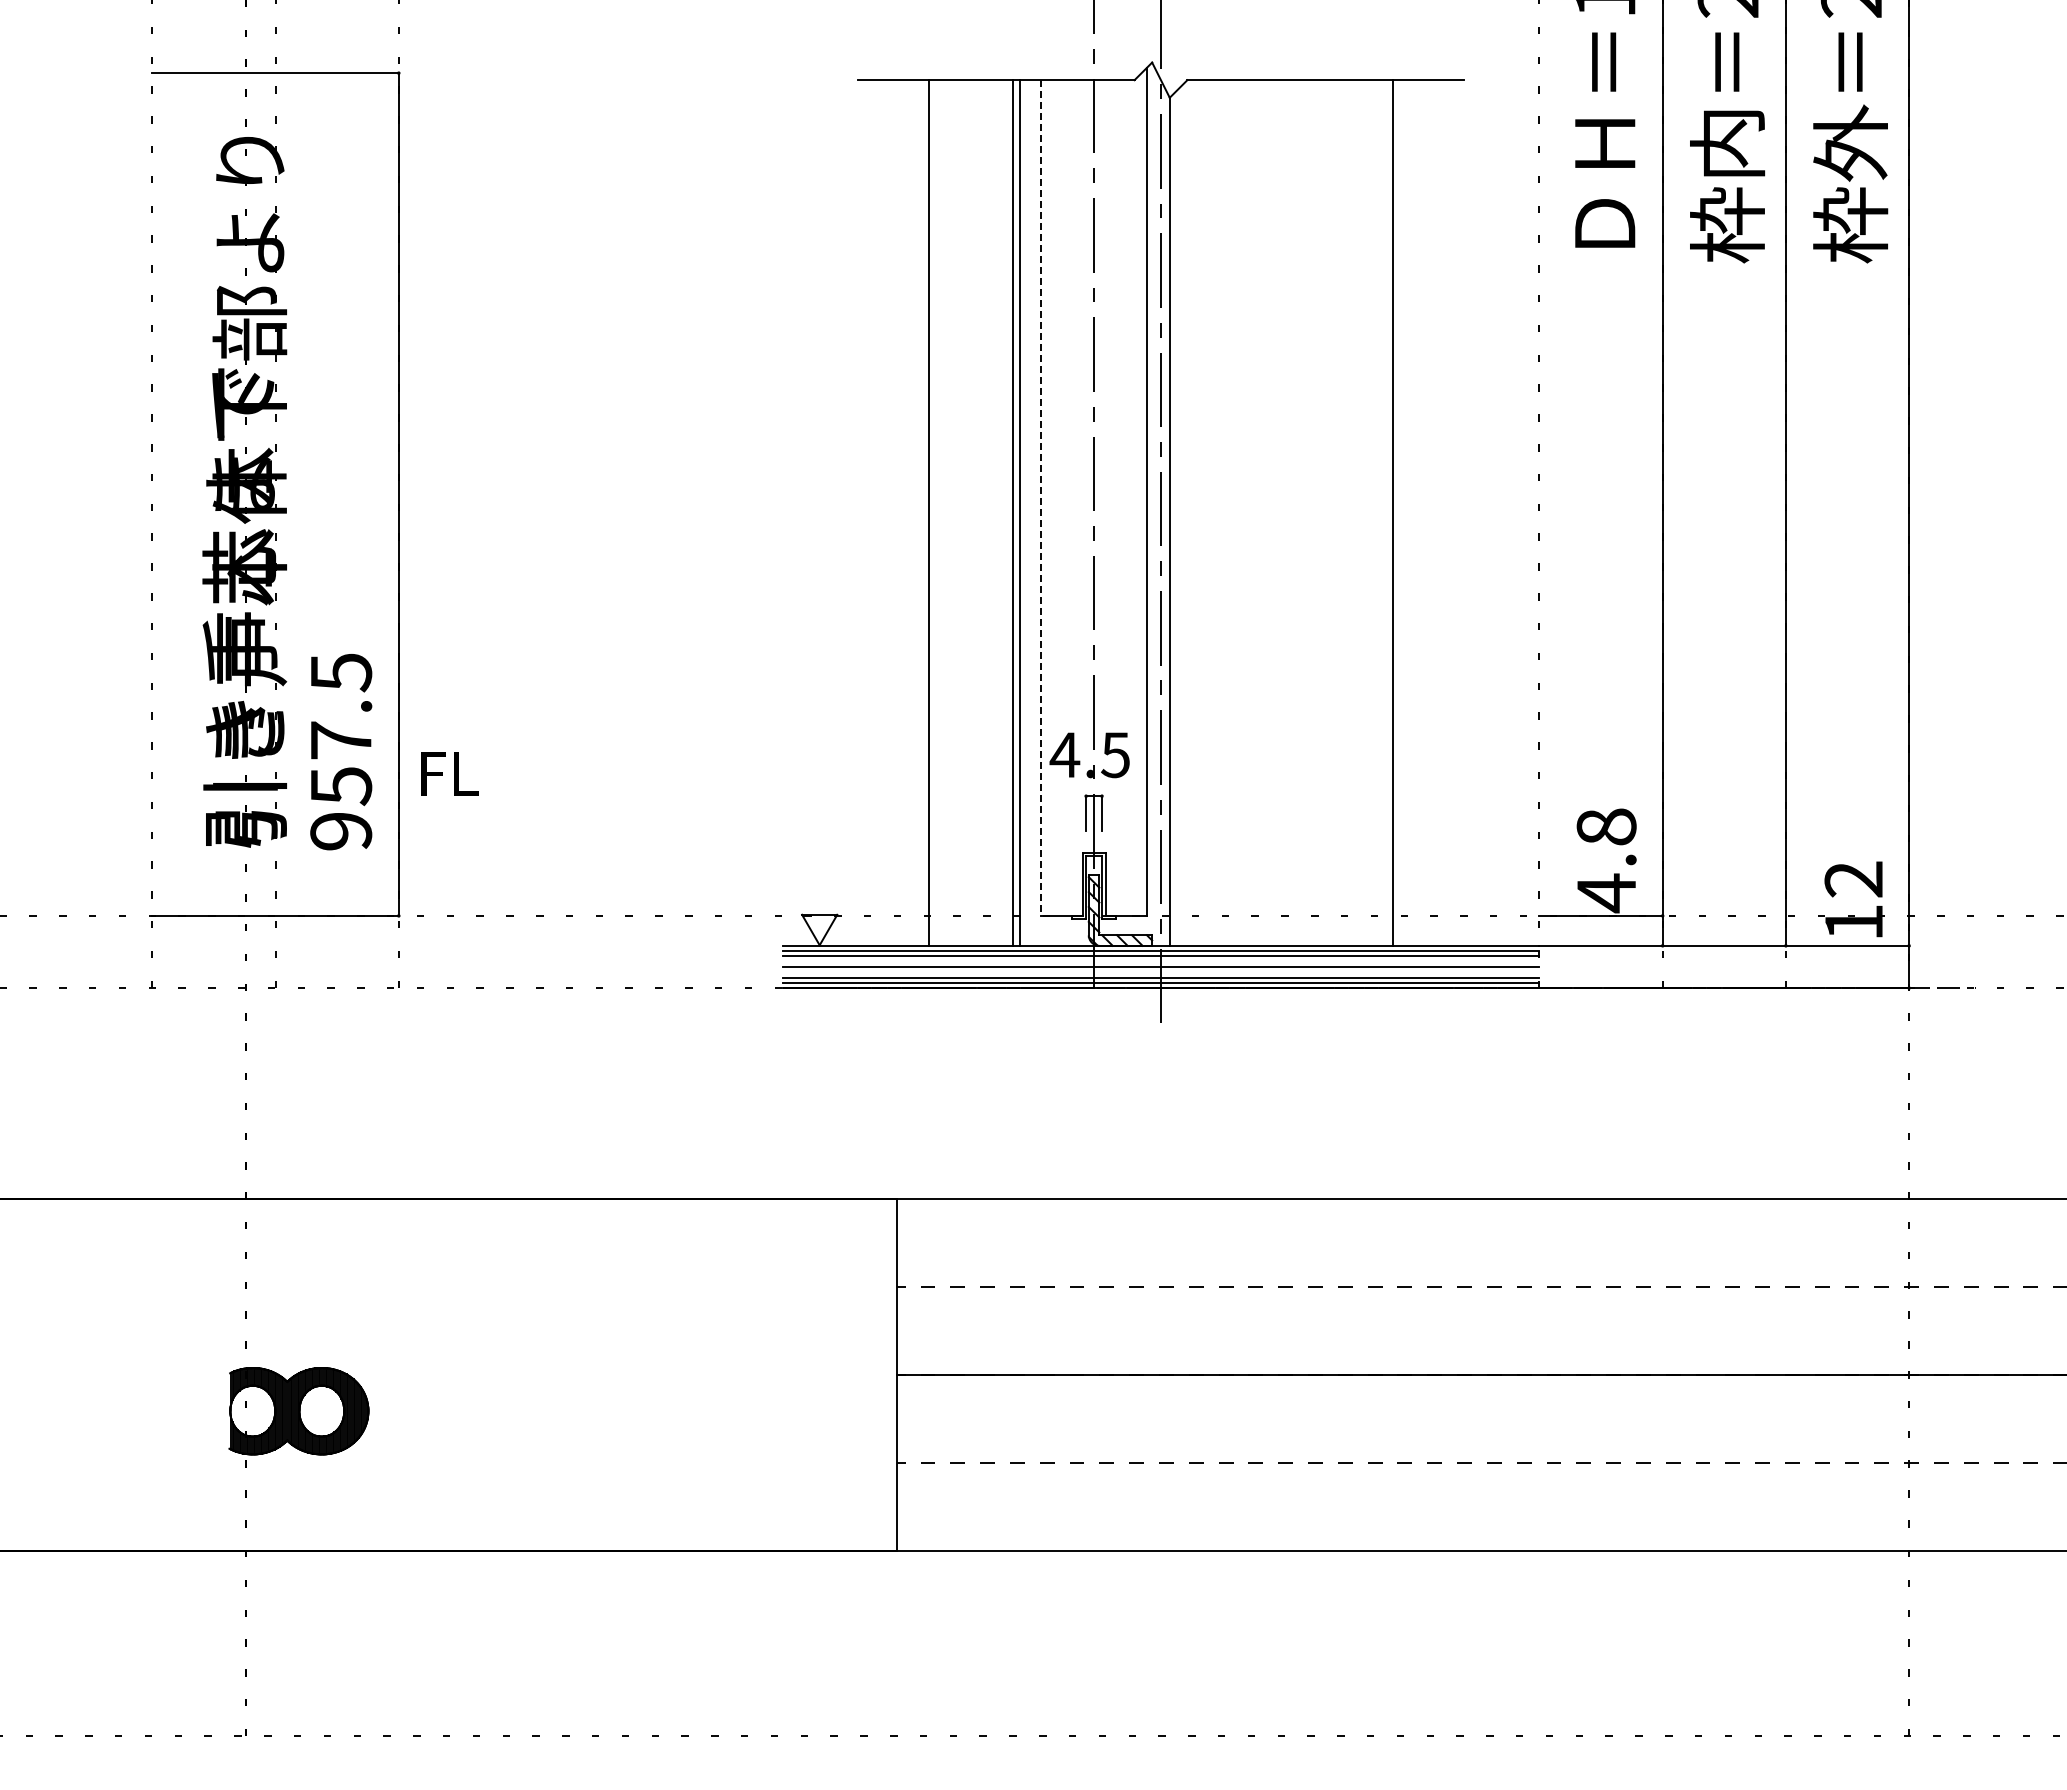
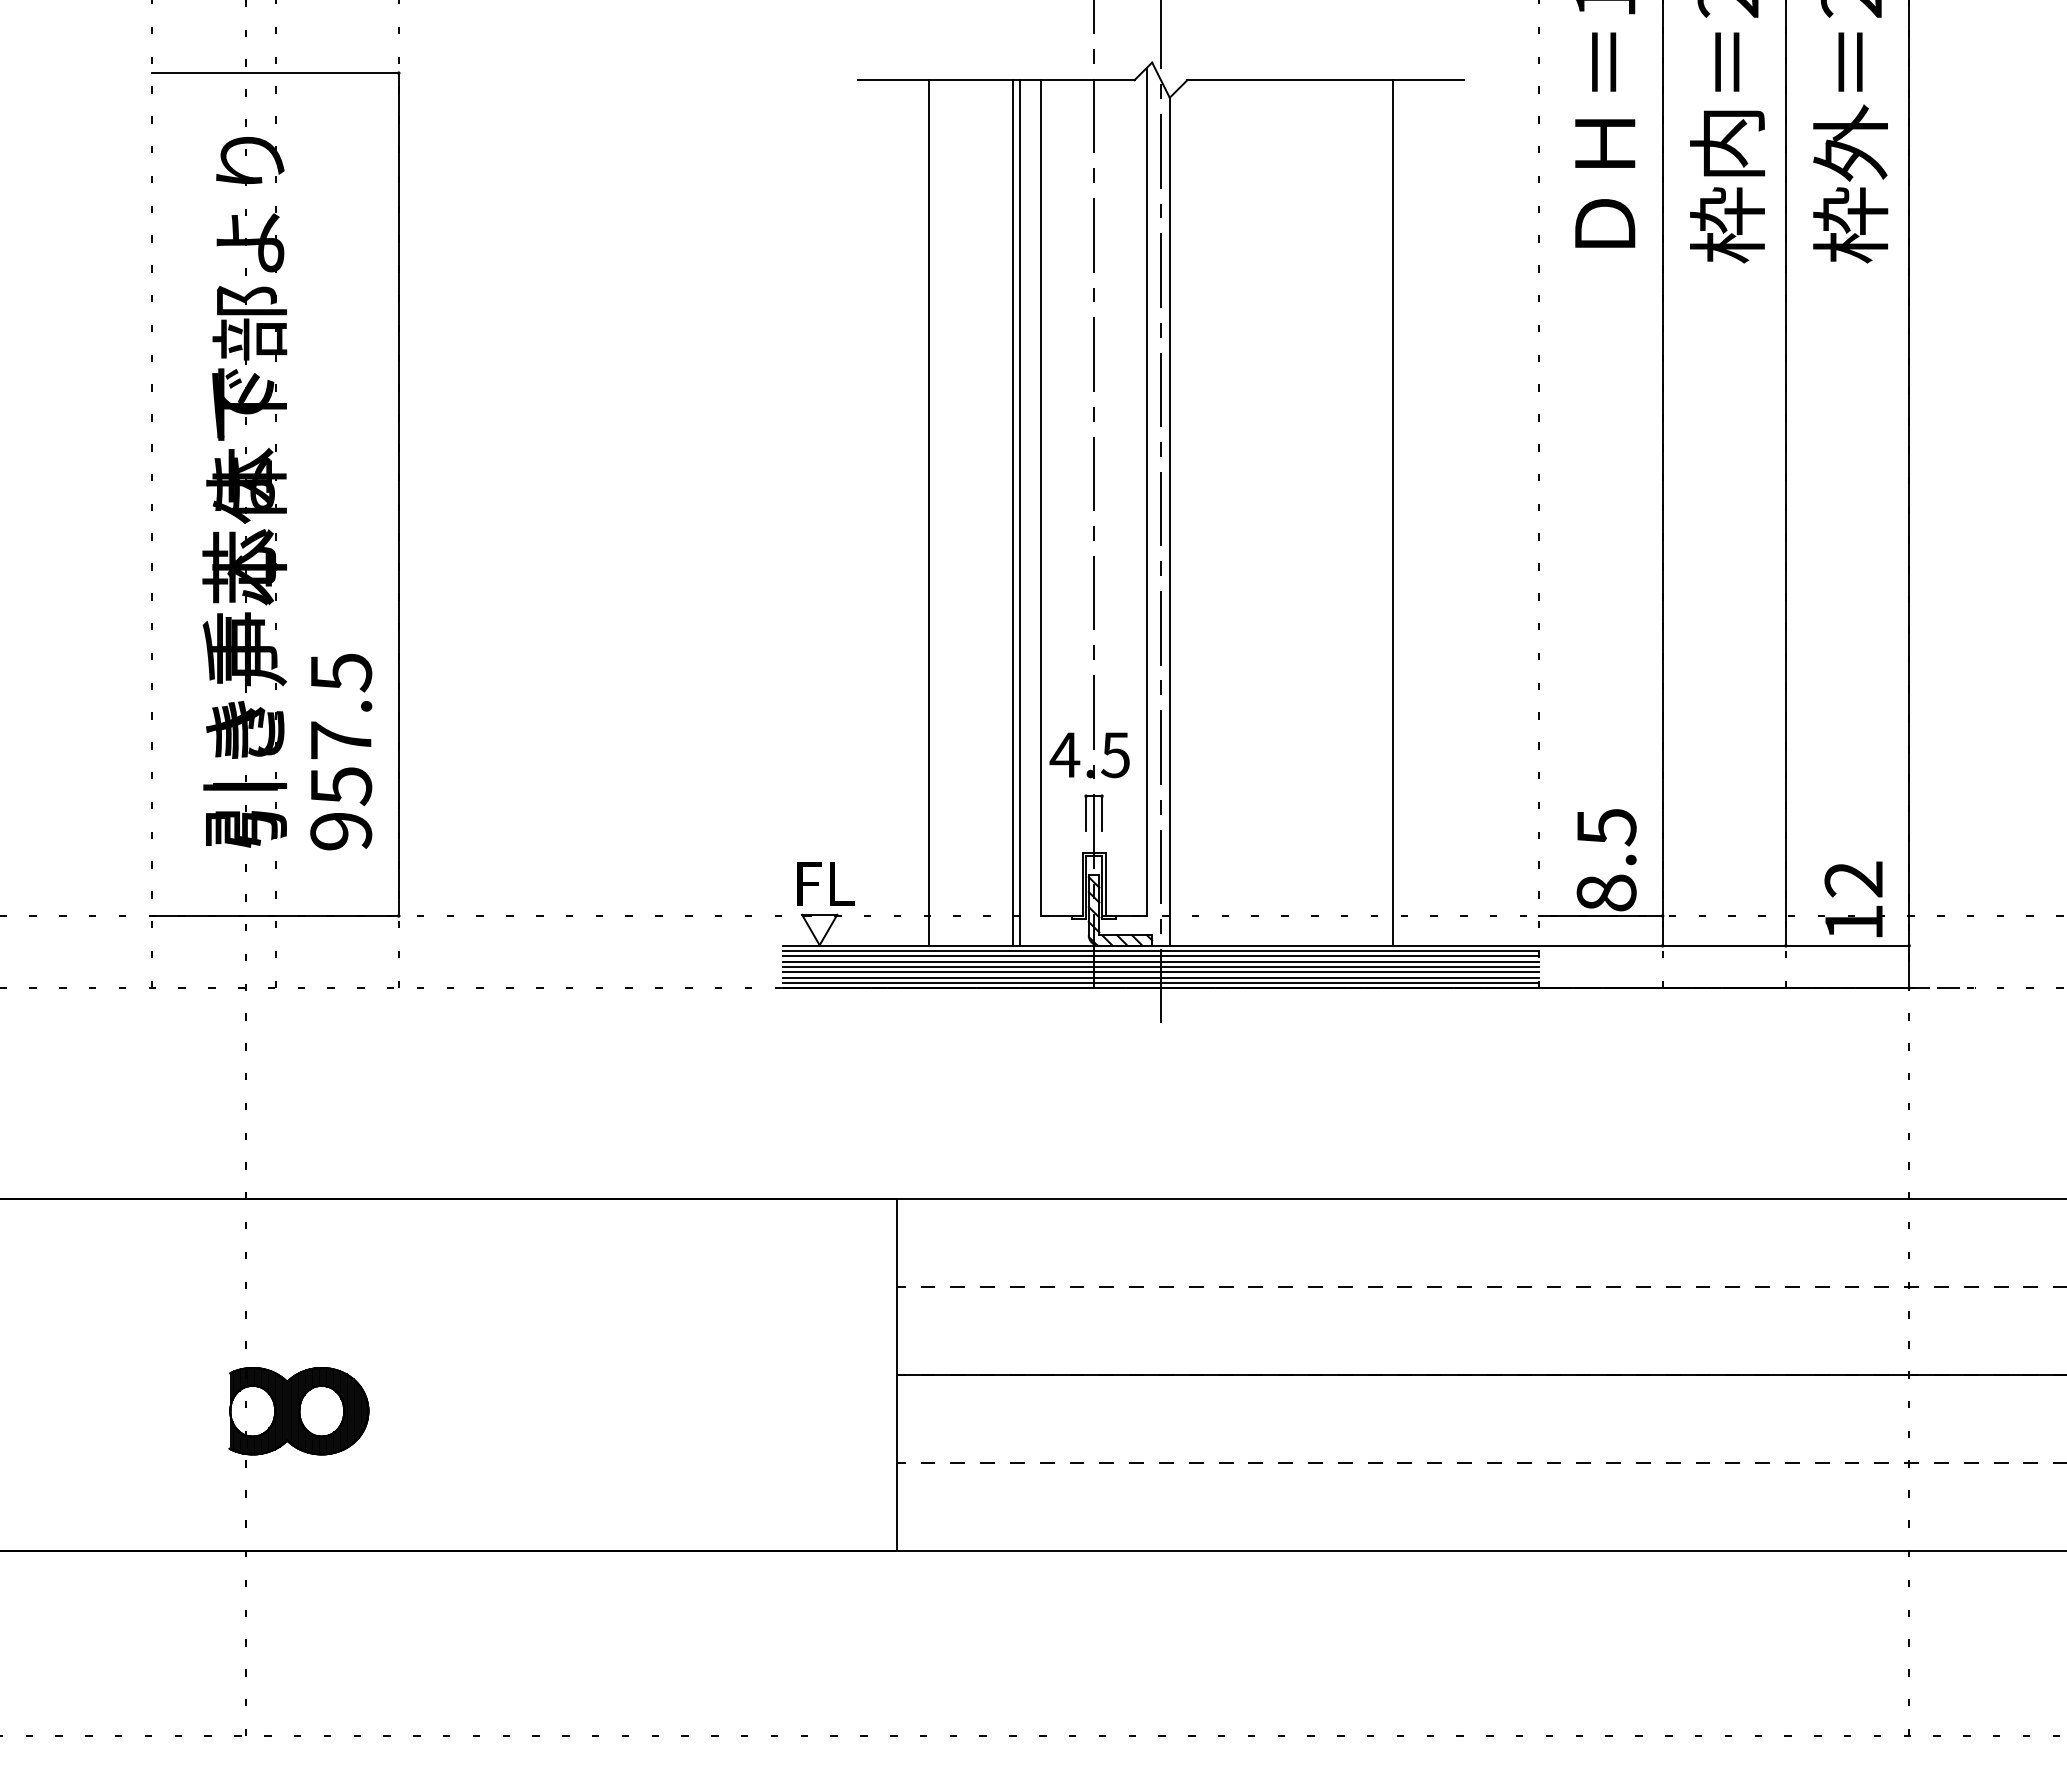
line: dashed -> solid (1041, 498)
text position: (449, 773) -> (825, 883) (825, 883)
text: 4.8 -> 8.5 (1606, 860)
line: none -> present (1160, 961)
line: none -> present (1160, 972)
